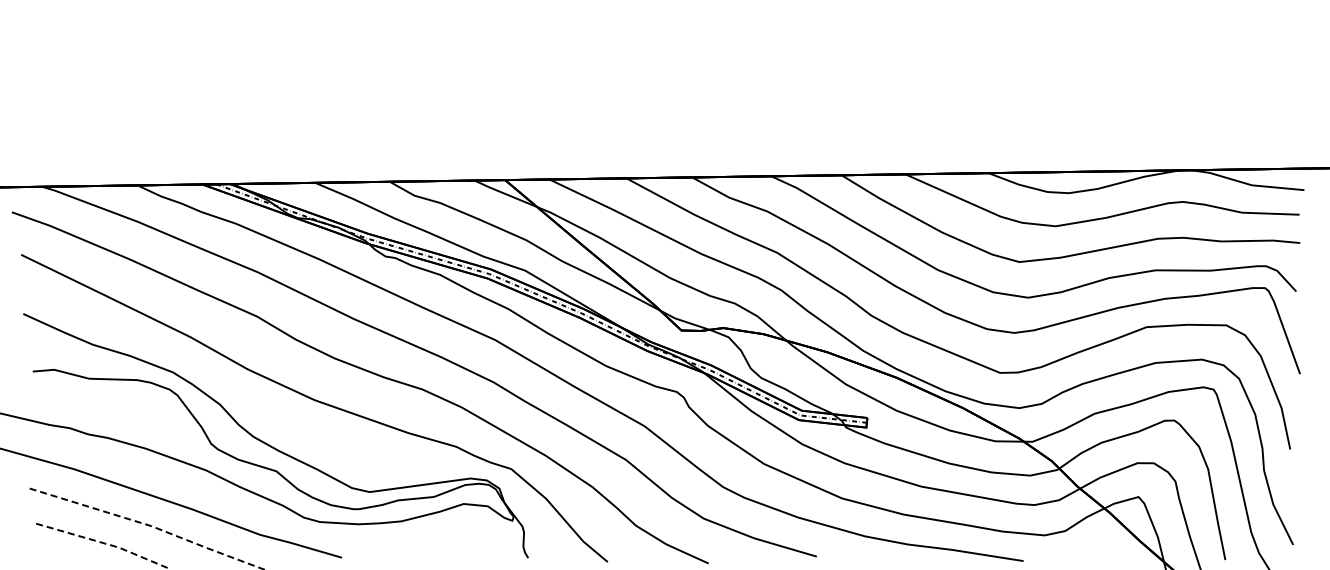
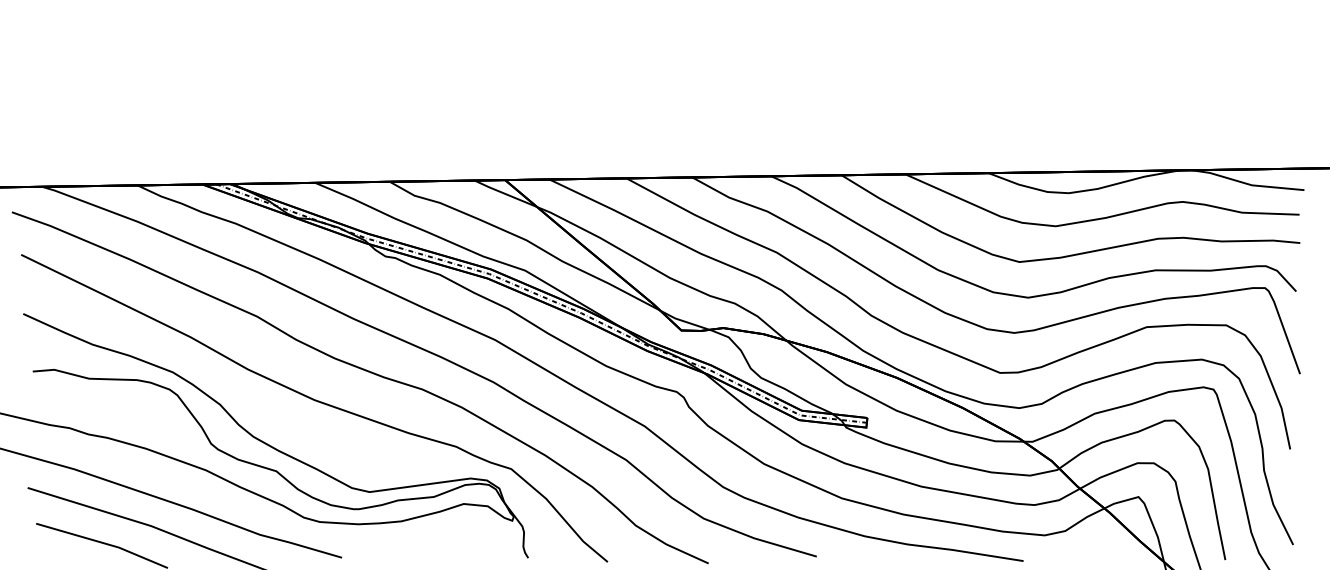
line: dashed -> solid (148, 525)
line: dashed -> solid (103, 543)
